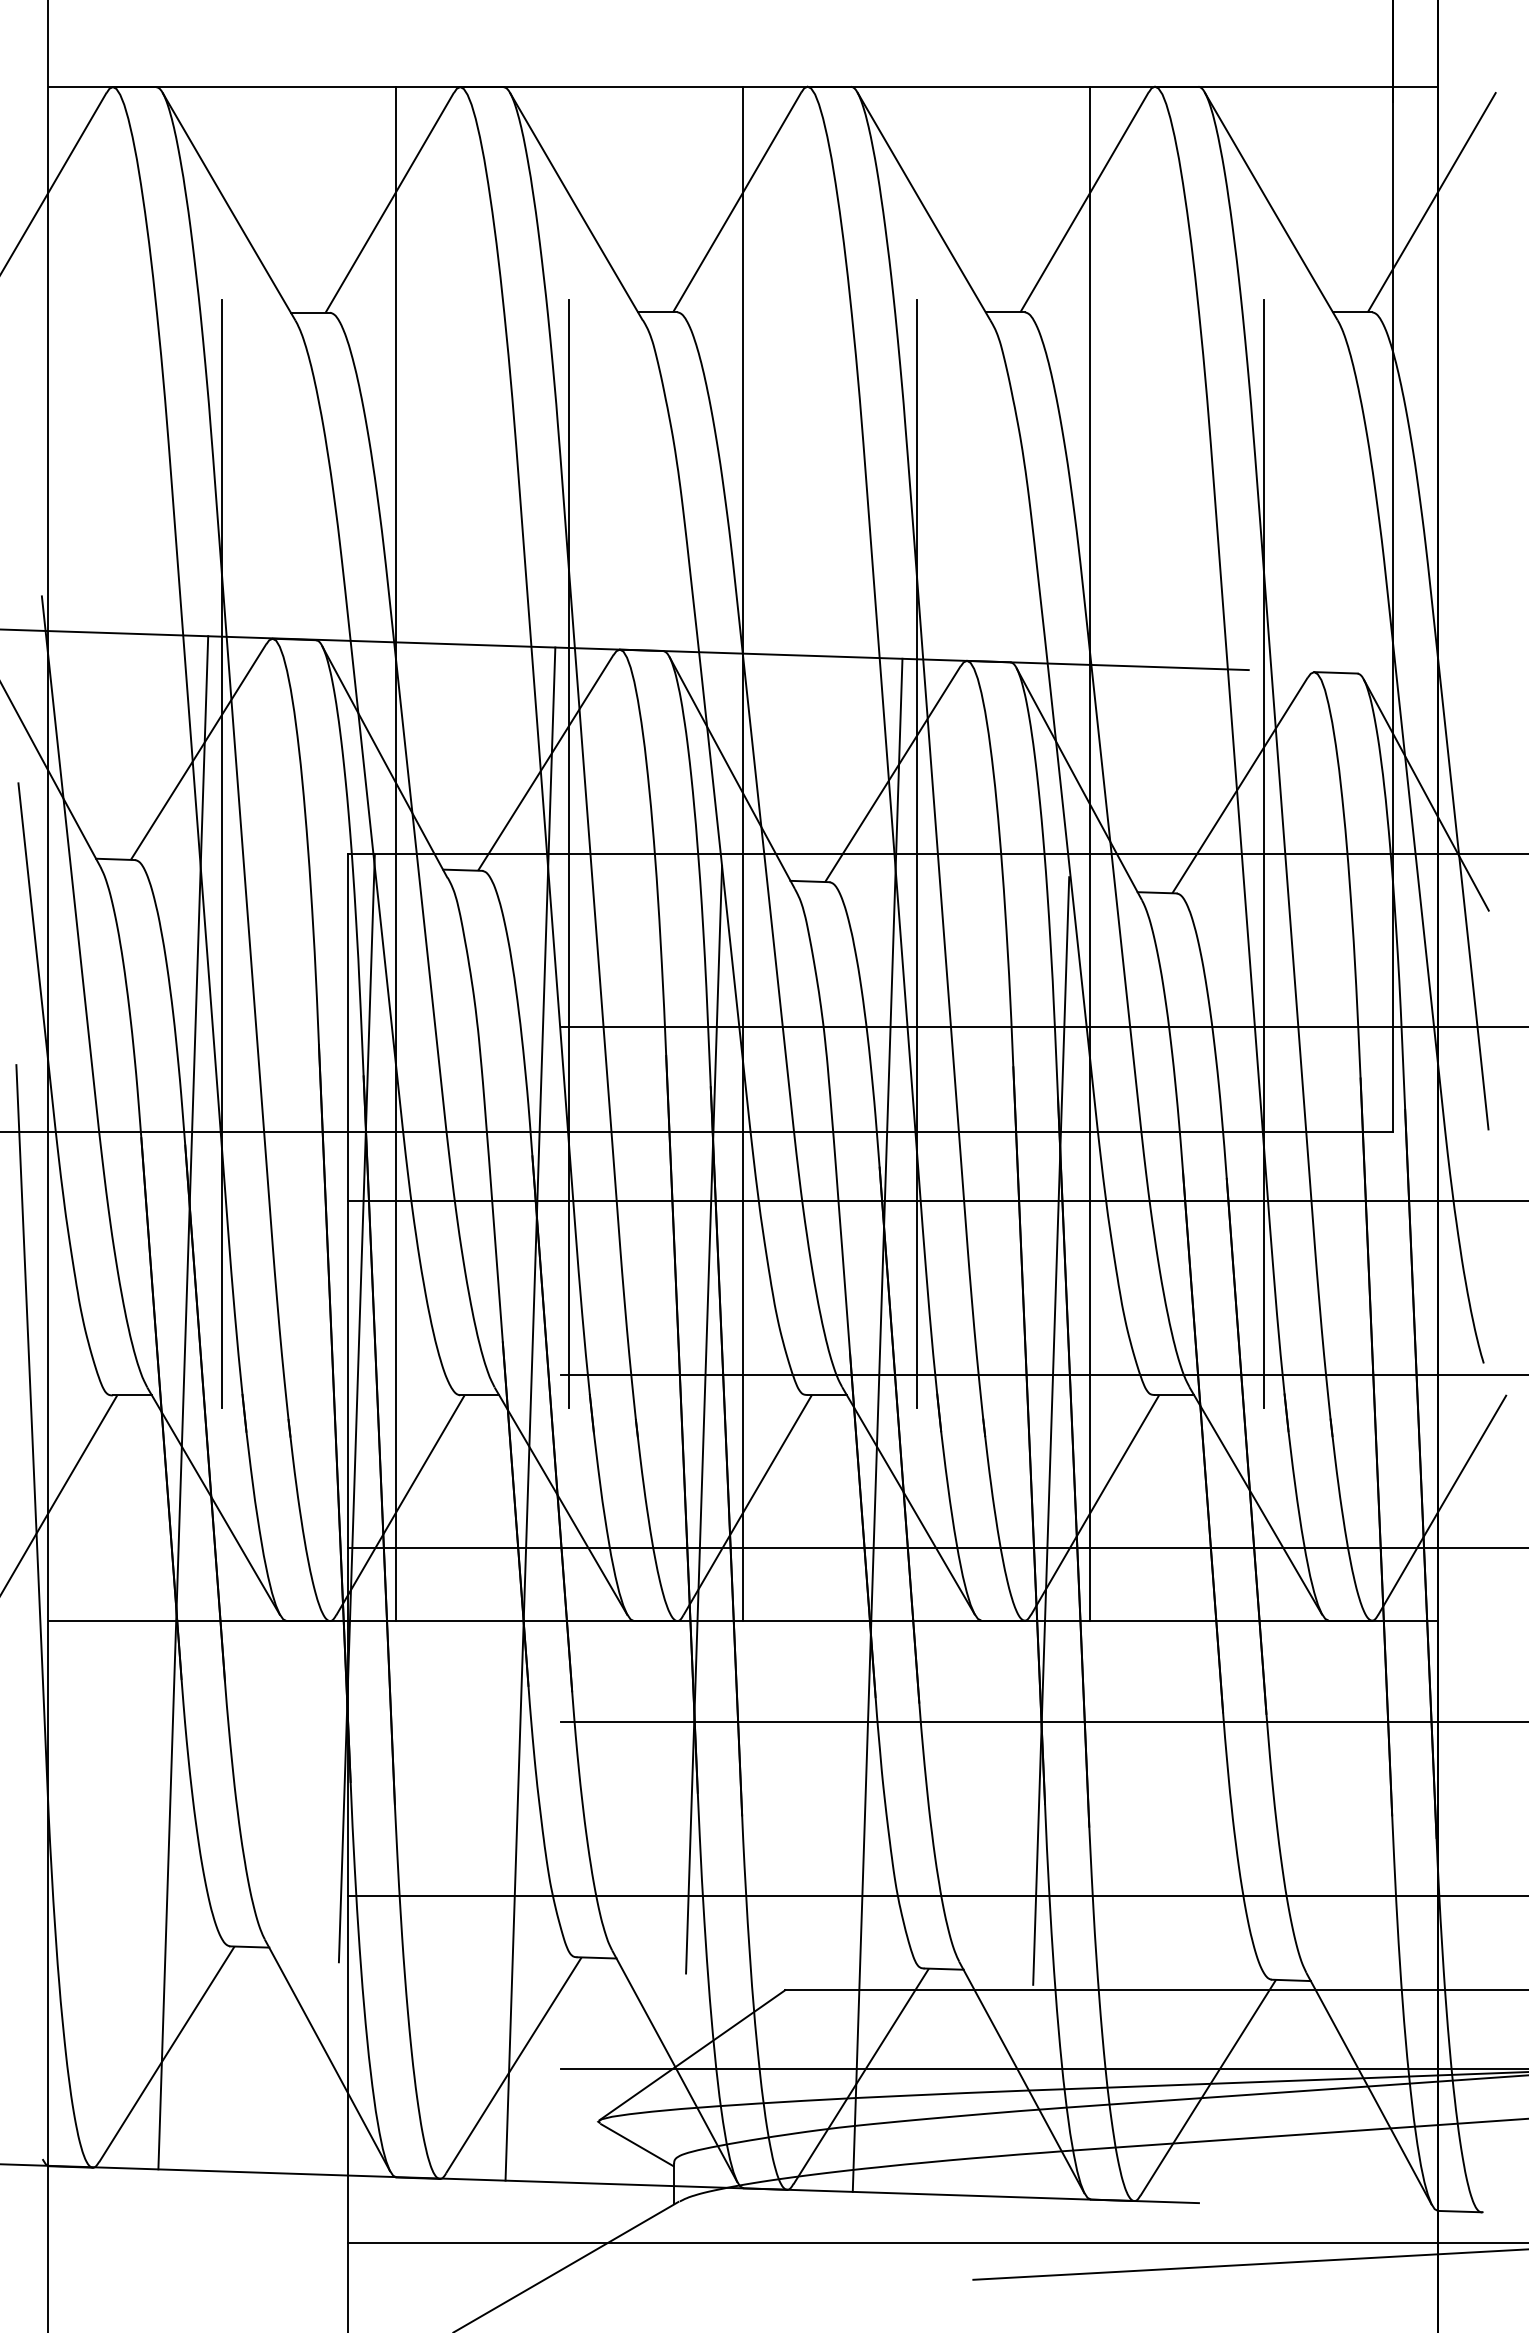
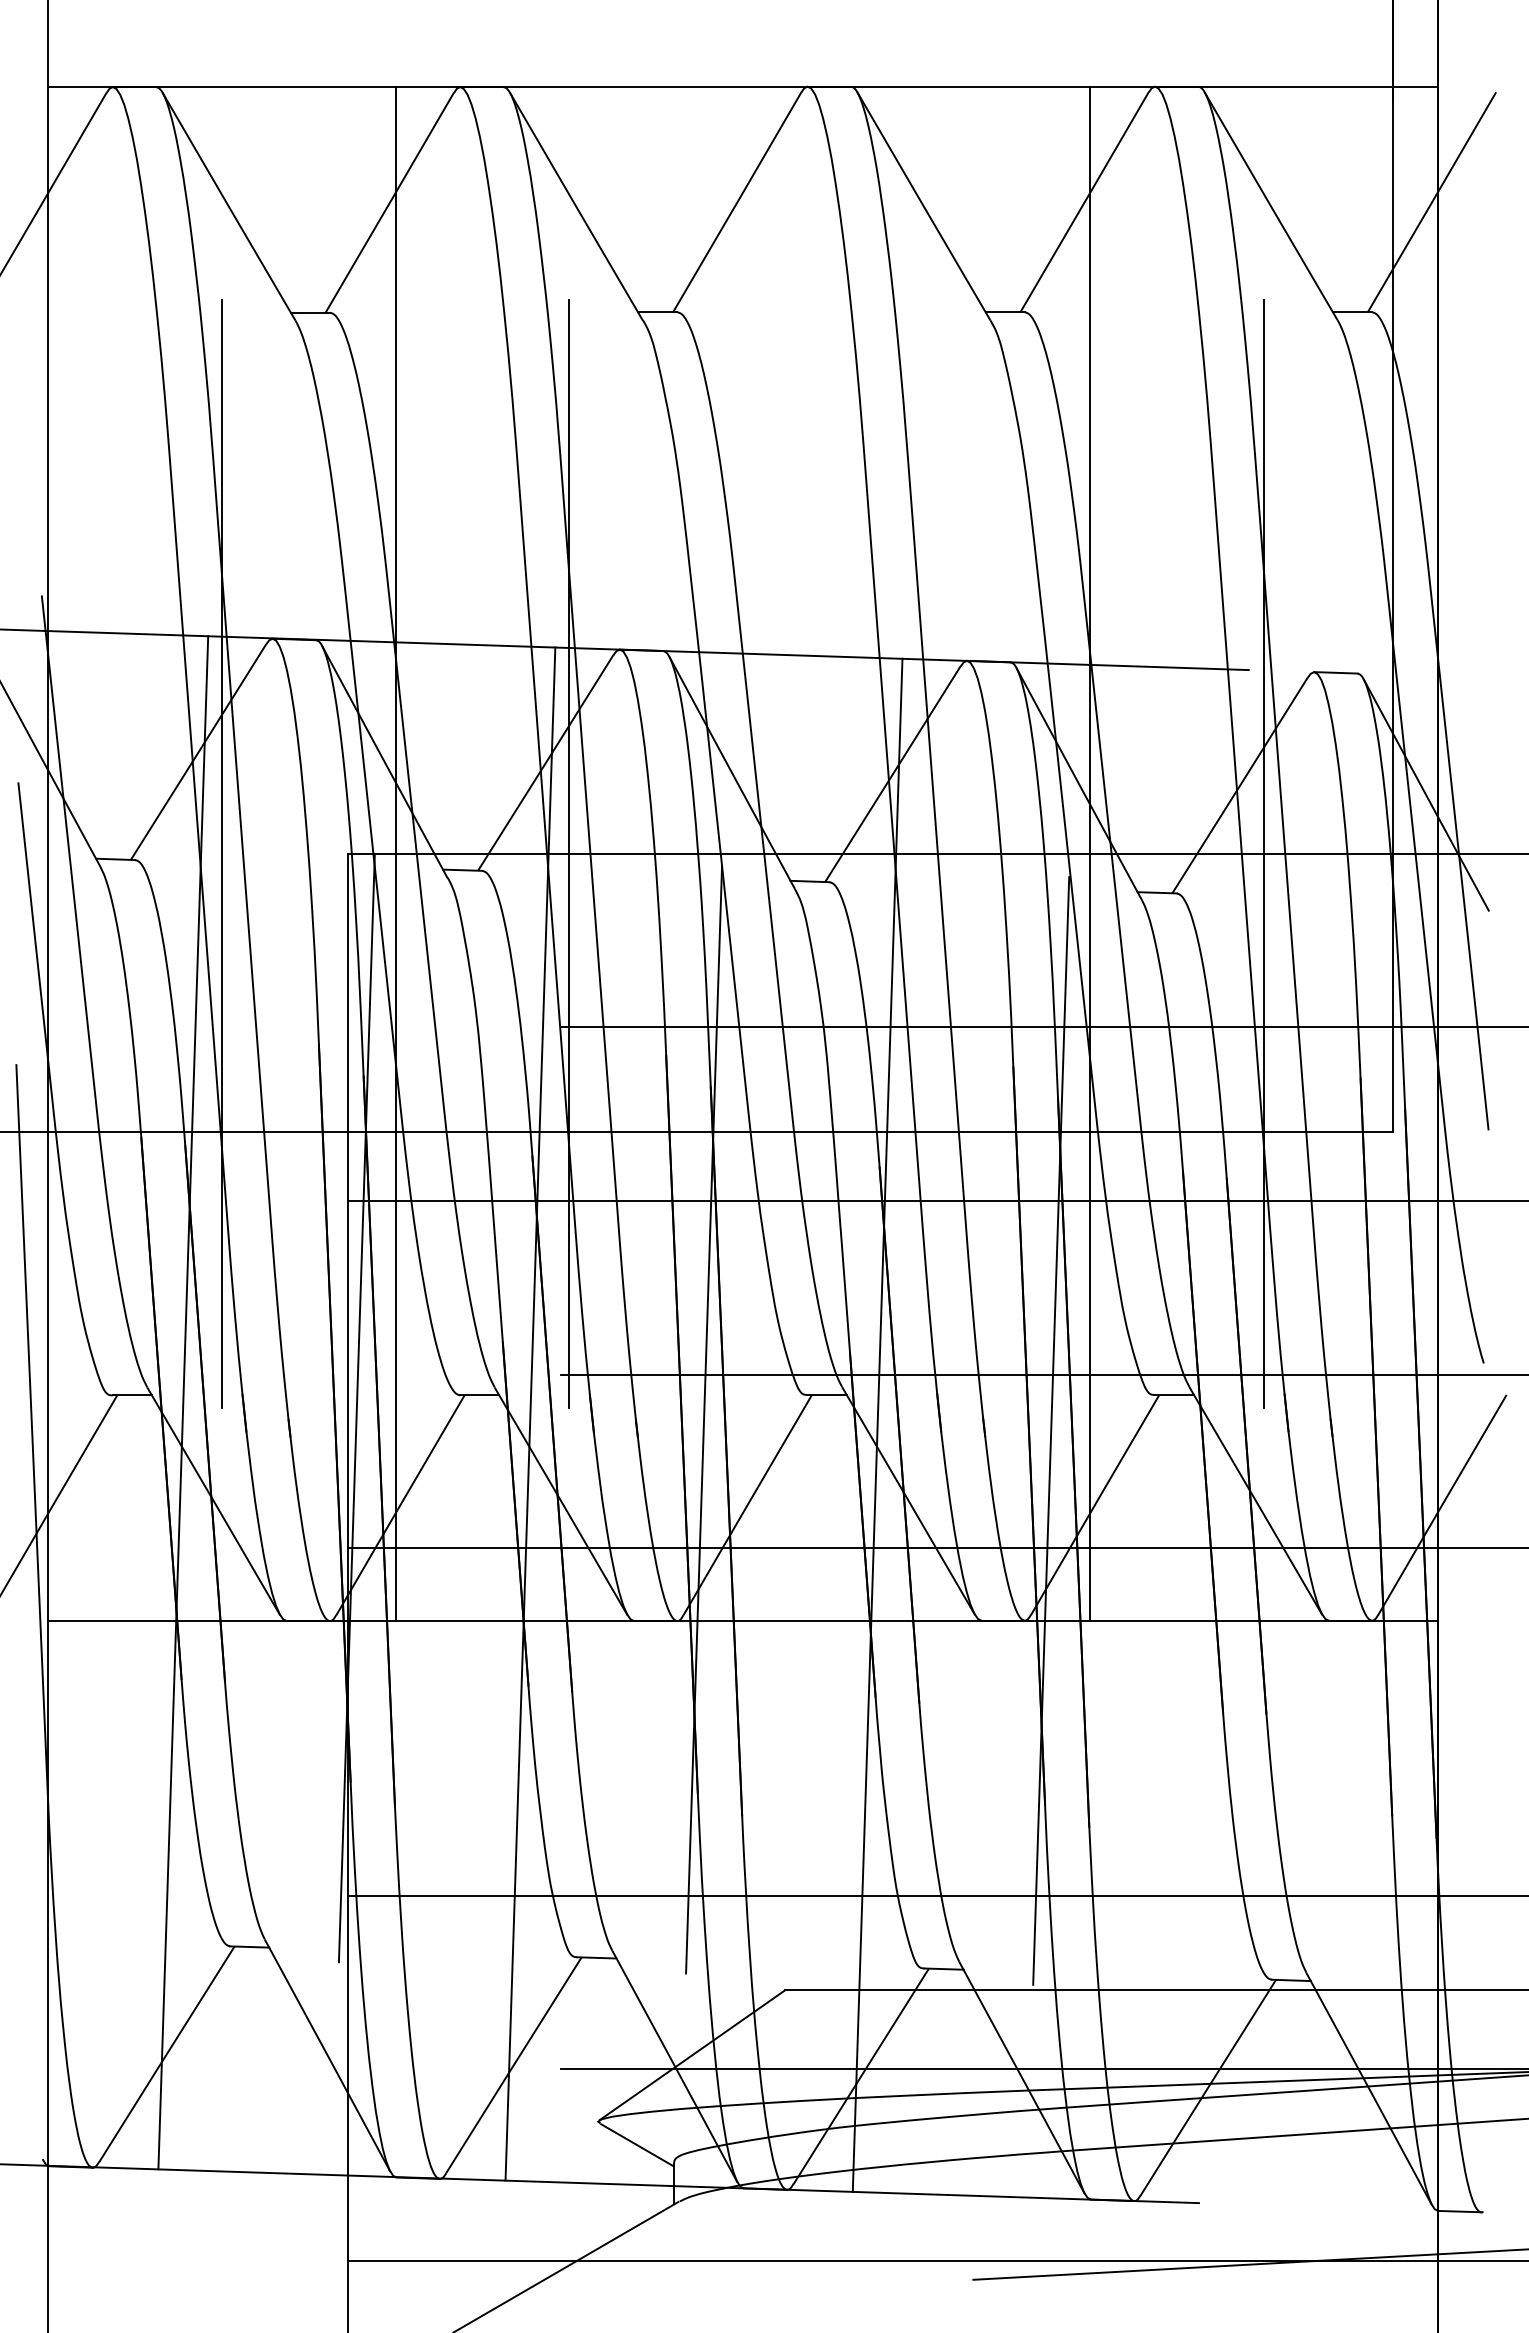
line: present -> none (743, 853)
line: present -> none (916, 853)
line: present -> none (1042, 1722)
line position: (936, 2243) -> (936, 2261) (936, 2261)
